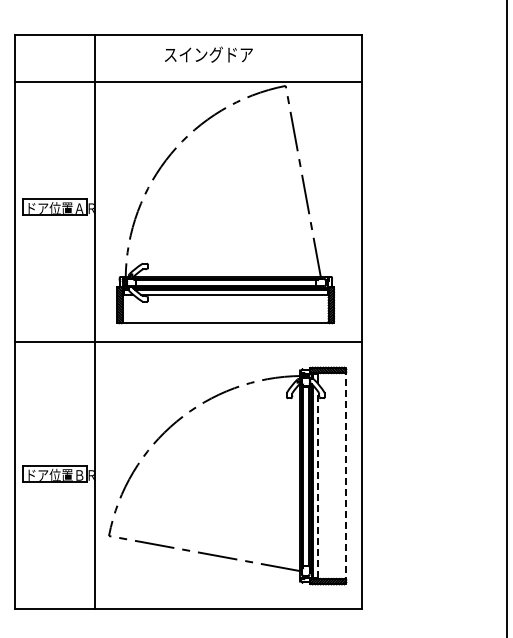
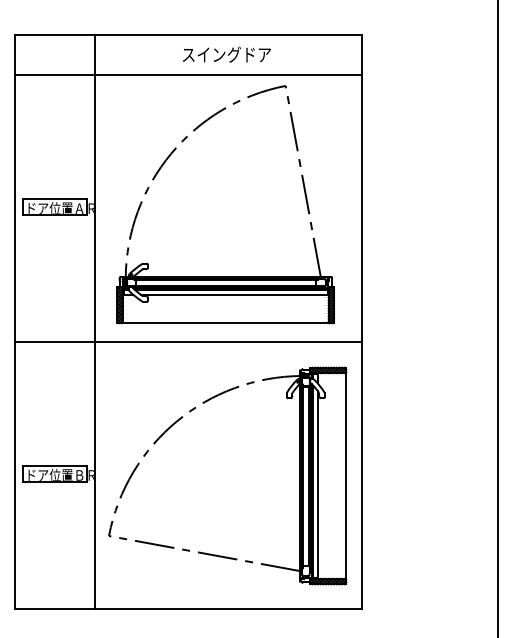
text position: (208, 54) -> (226, 54) (226, 54)
line position: (188, 82) -> (188, 75) (188, 75)
line position: (506, 318) -> (497, 318) (497, 318)
line: dashed -> solid (346, 475)
line: dashed -> solid (317, 484)
